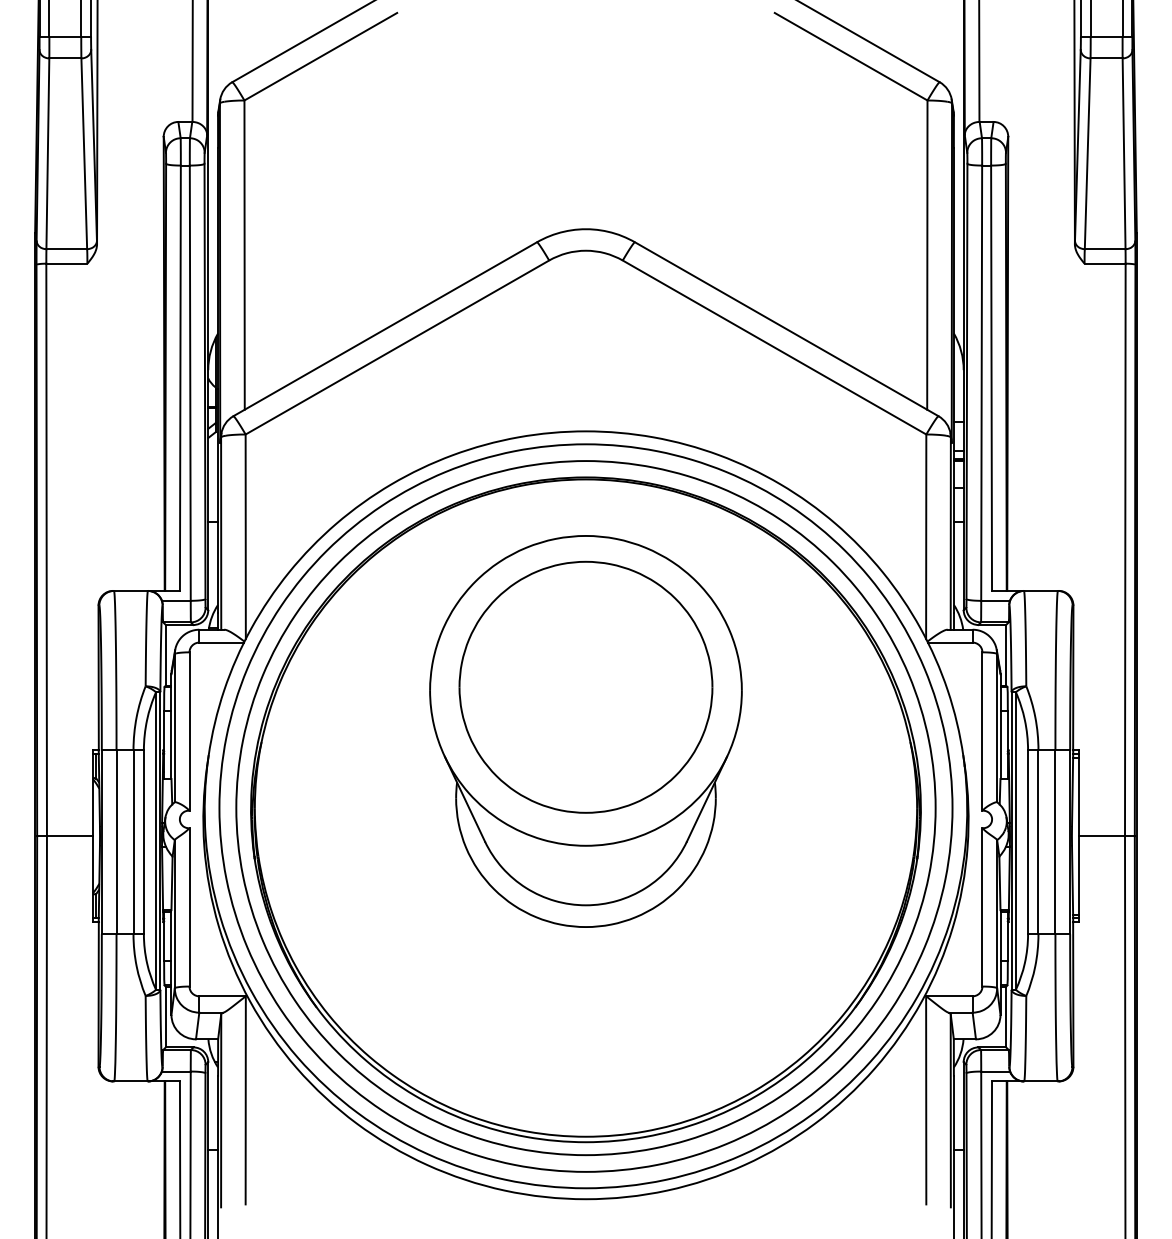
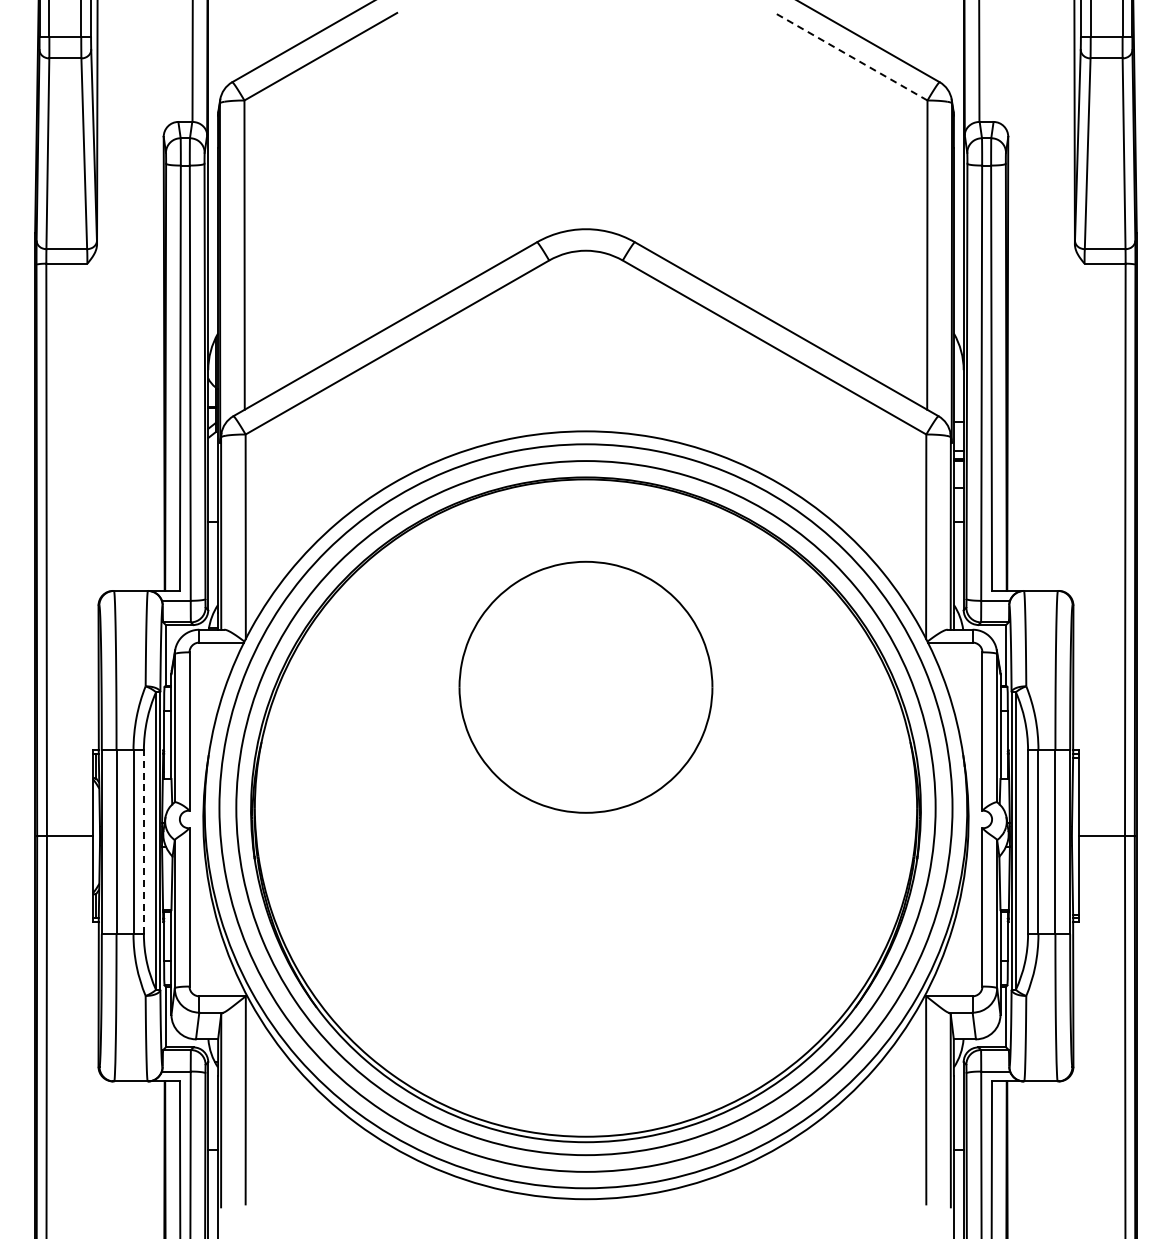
line: solid -> dashed (850, 56)
part: present -> none (585, 731)
line: solid -> dashed (143, 842)
